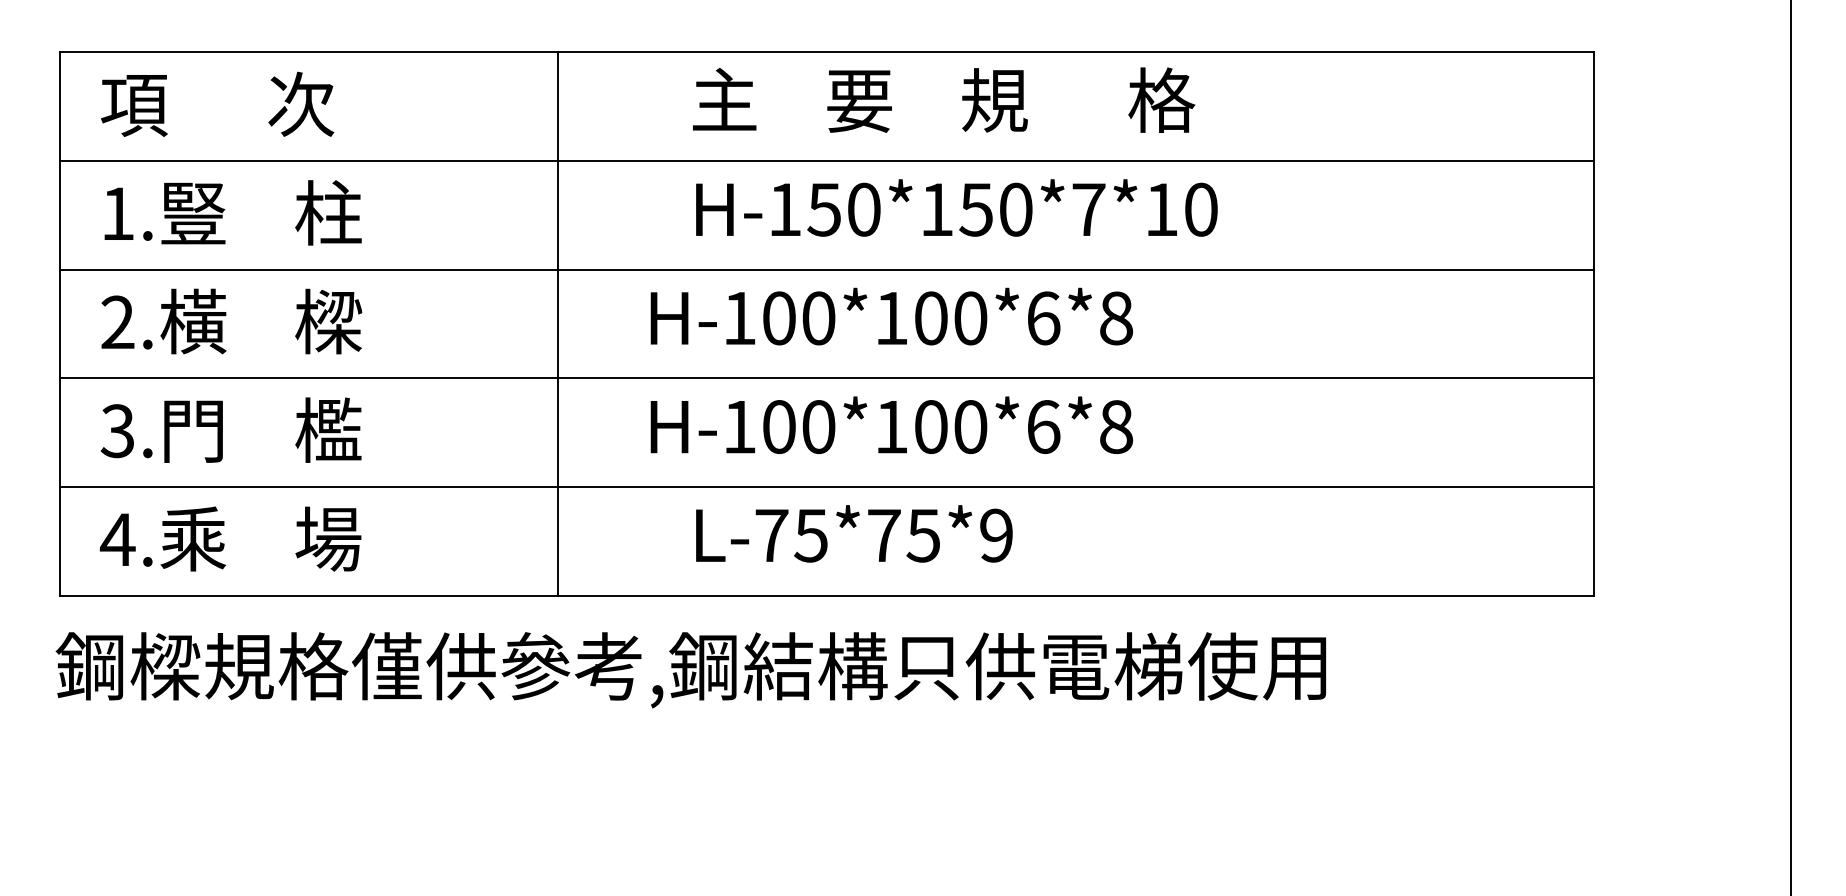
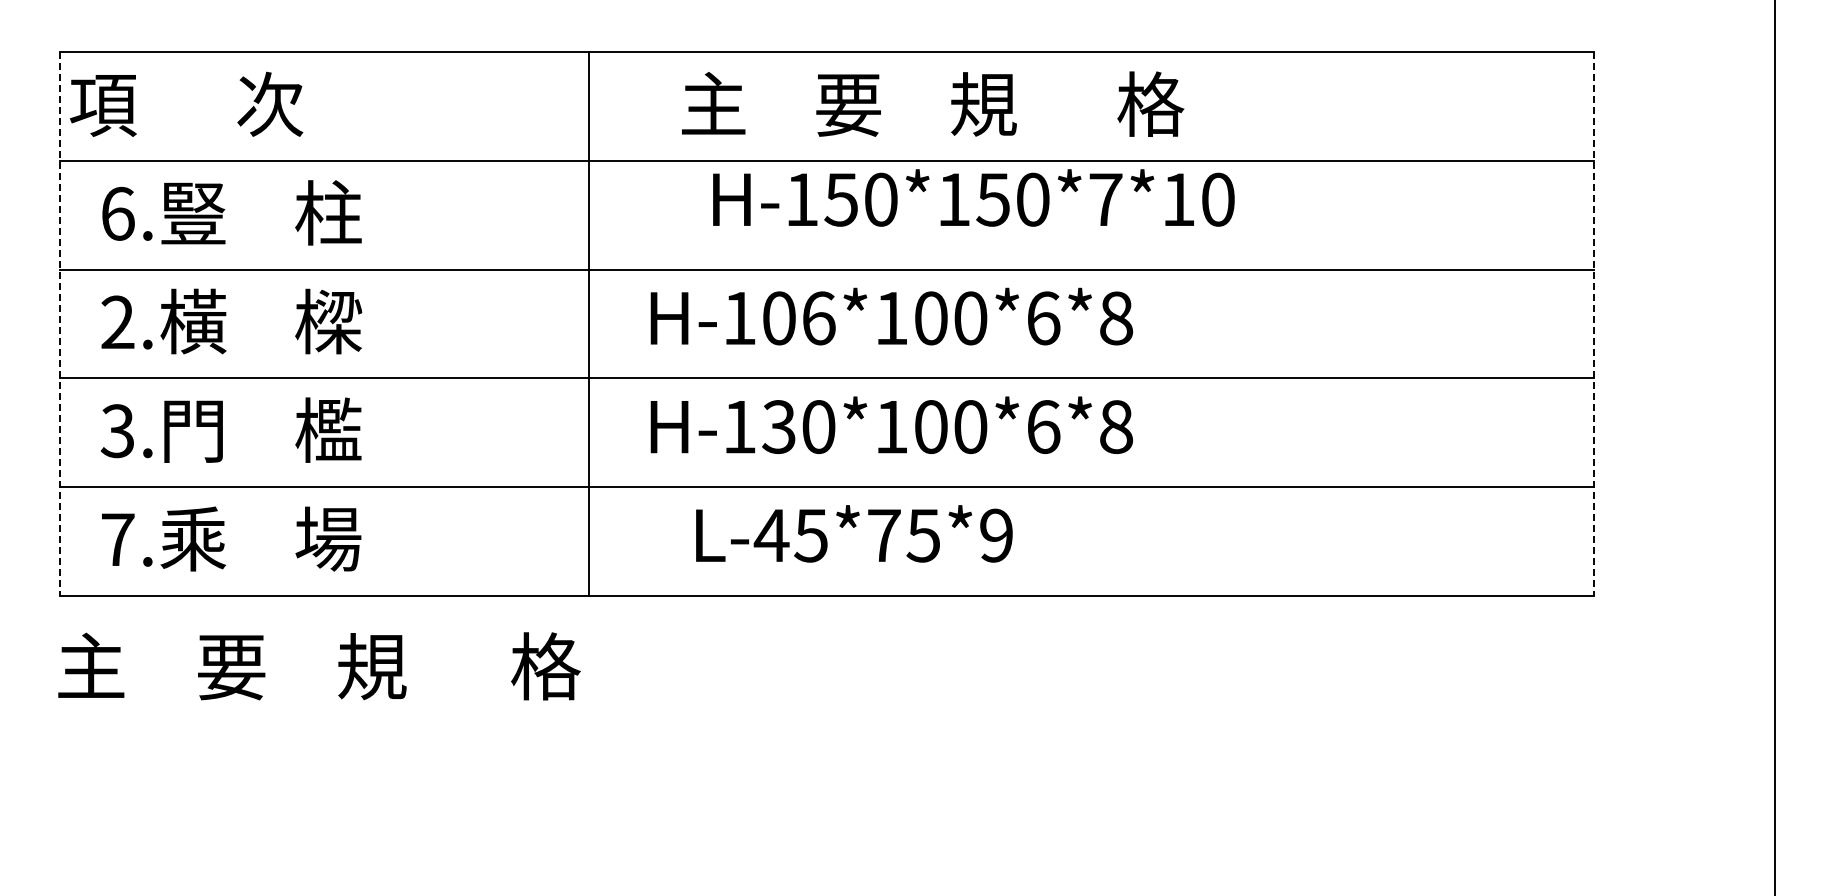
text position: (944, 99) -> (933, 103) (933, 103)
text position: (217, 103) -> (186, 103) (186, 103)
text position: (956, 207) -> (973, 197) (973, 197)
text: 1. -> 6. (118, 213)
text: H-100*100*6*8 -> H-106*100*6*8 (818, 318)
line: solid -> dashed (59, 323)
line position: (557, 323) -> (588, 323) (588, 323)
line: solid -> dashed (1593, 323)
text: H-100*100*6*8 -> H-130*100*6*8 (778, 426)
line position: (1790, 447) -> (1774, 447) (1774, 447)
text: L-75*75*9 -> L-45*75*9 (771, 535)
text: 4. -> 7. (117, 539)
text: 鋼樑規格僅供參考,鋼結構只供電梯使用 -> 主    要    規      格 (690, 670)
